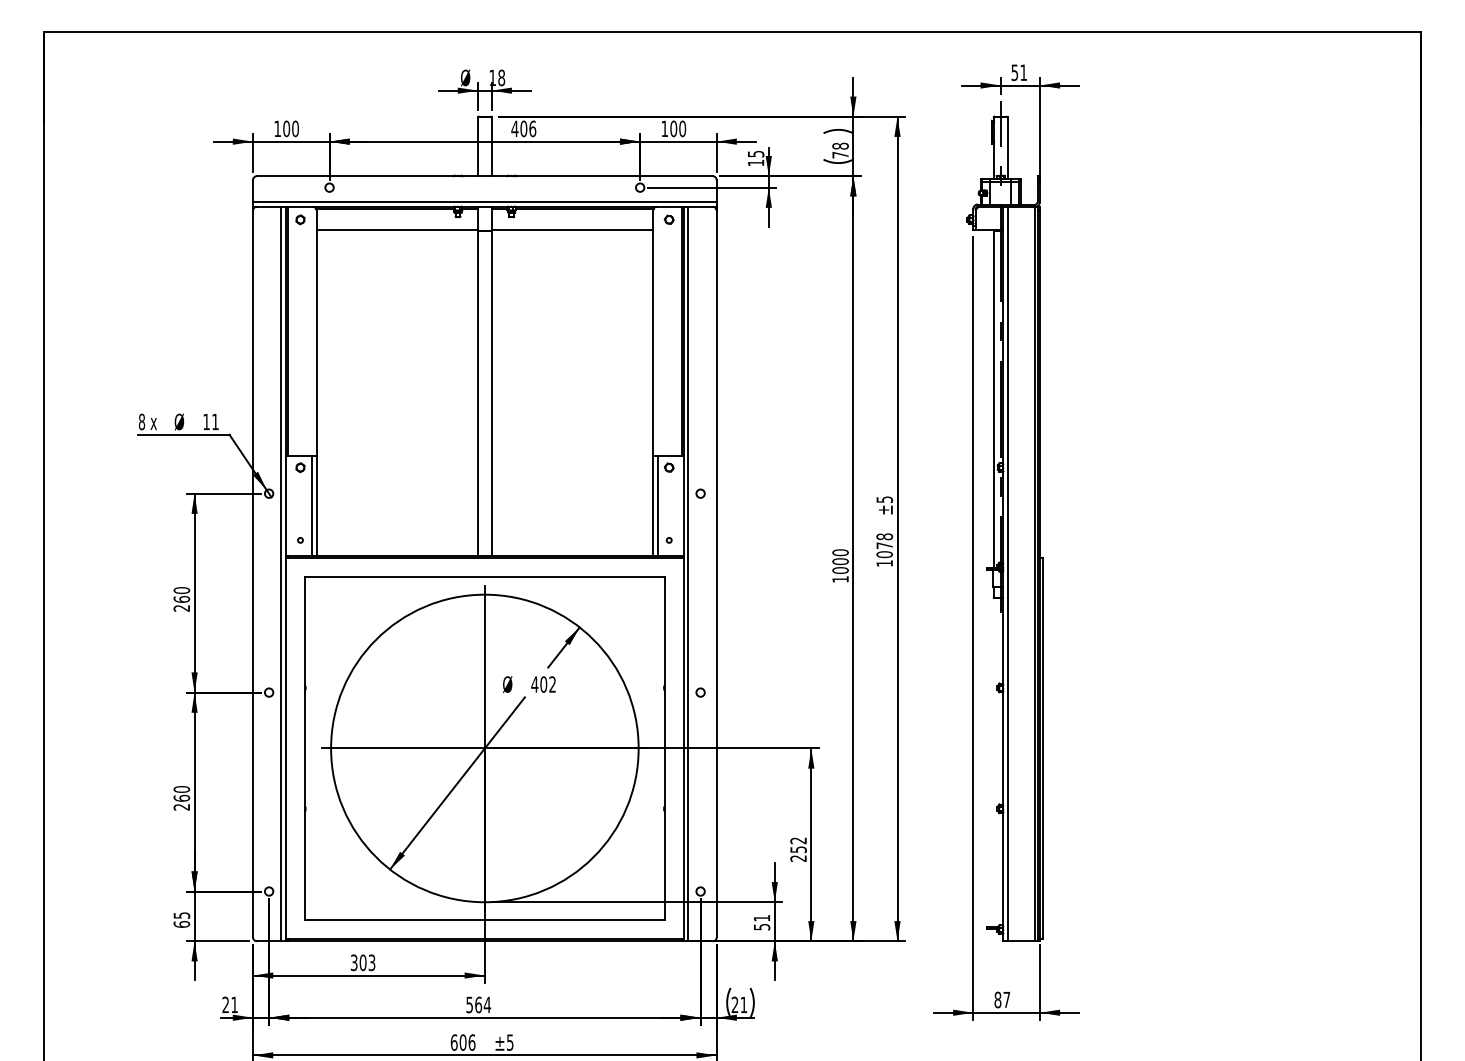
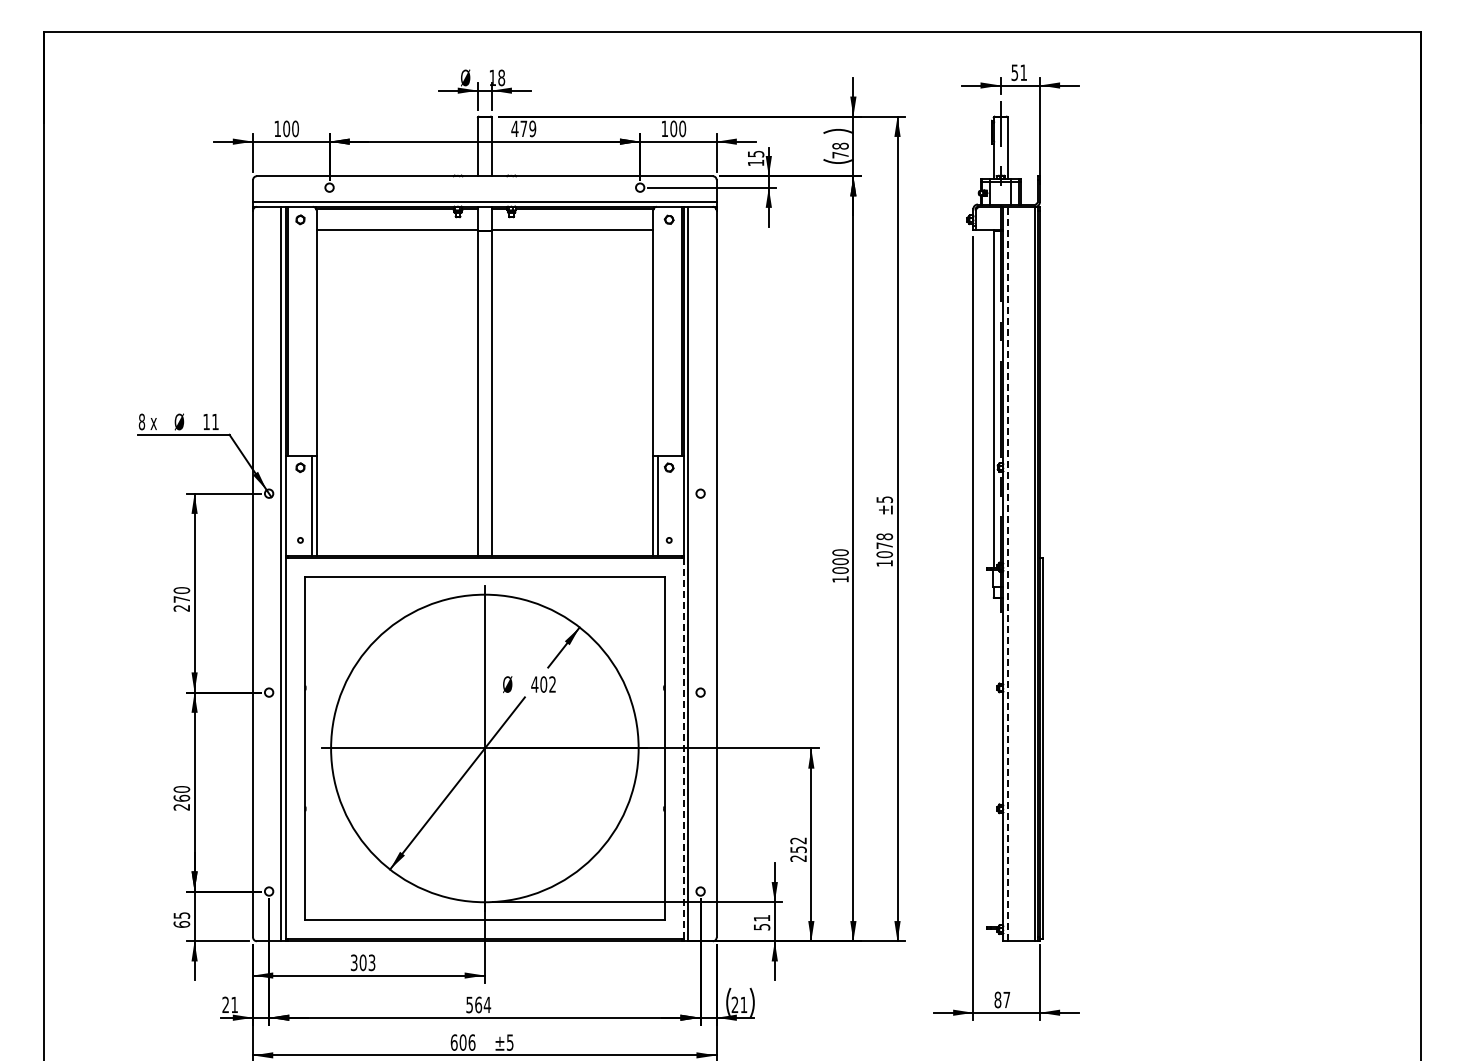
text: 406 -> 479 (528, 128)
line: solid -> dashed (1007, 573)
text: 260 -> 270 (181, 599)
line: solid -> dashed (683, 748)
